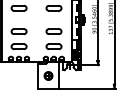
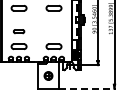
part size: 18x7 px -> 14x6 px (18, 31)
part: present -> none (53, 31)
line: solid -> dashed (87, 88)
